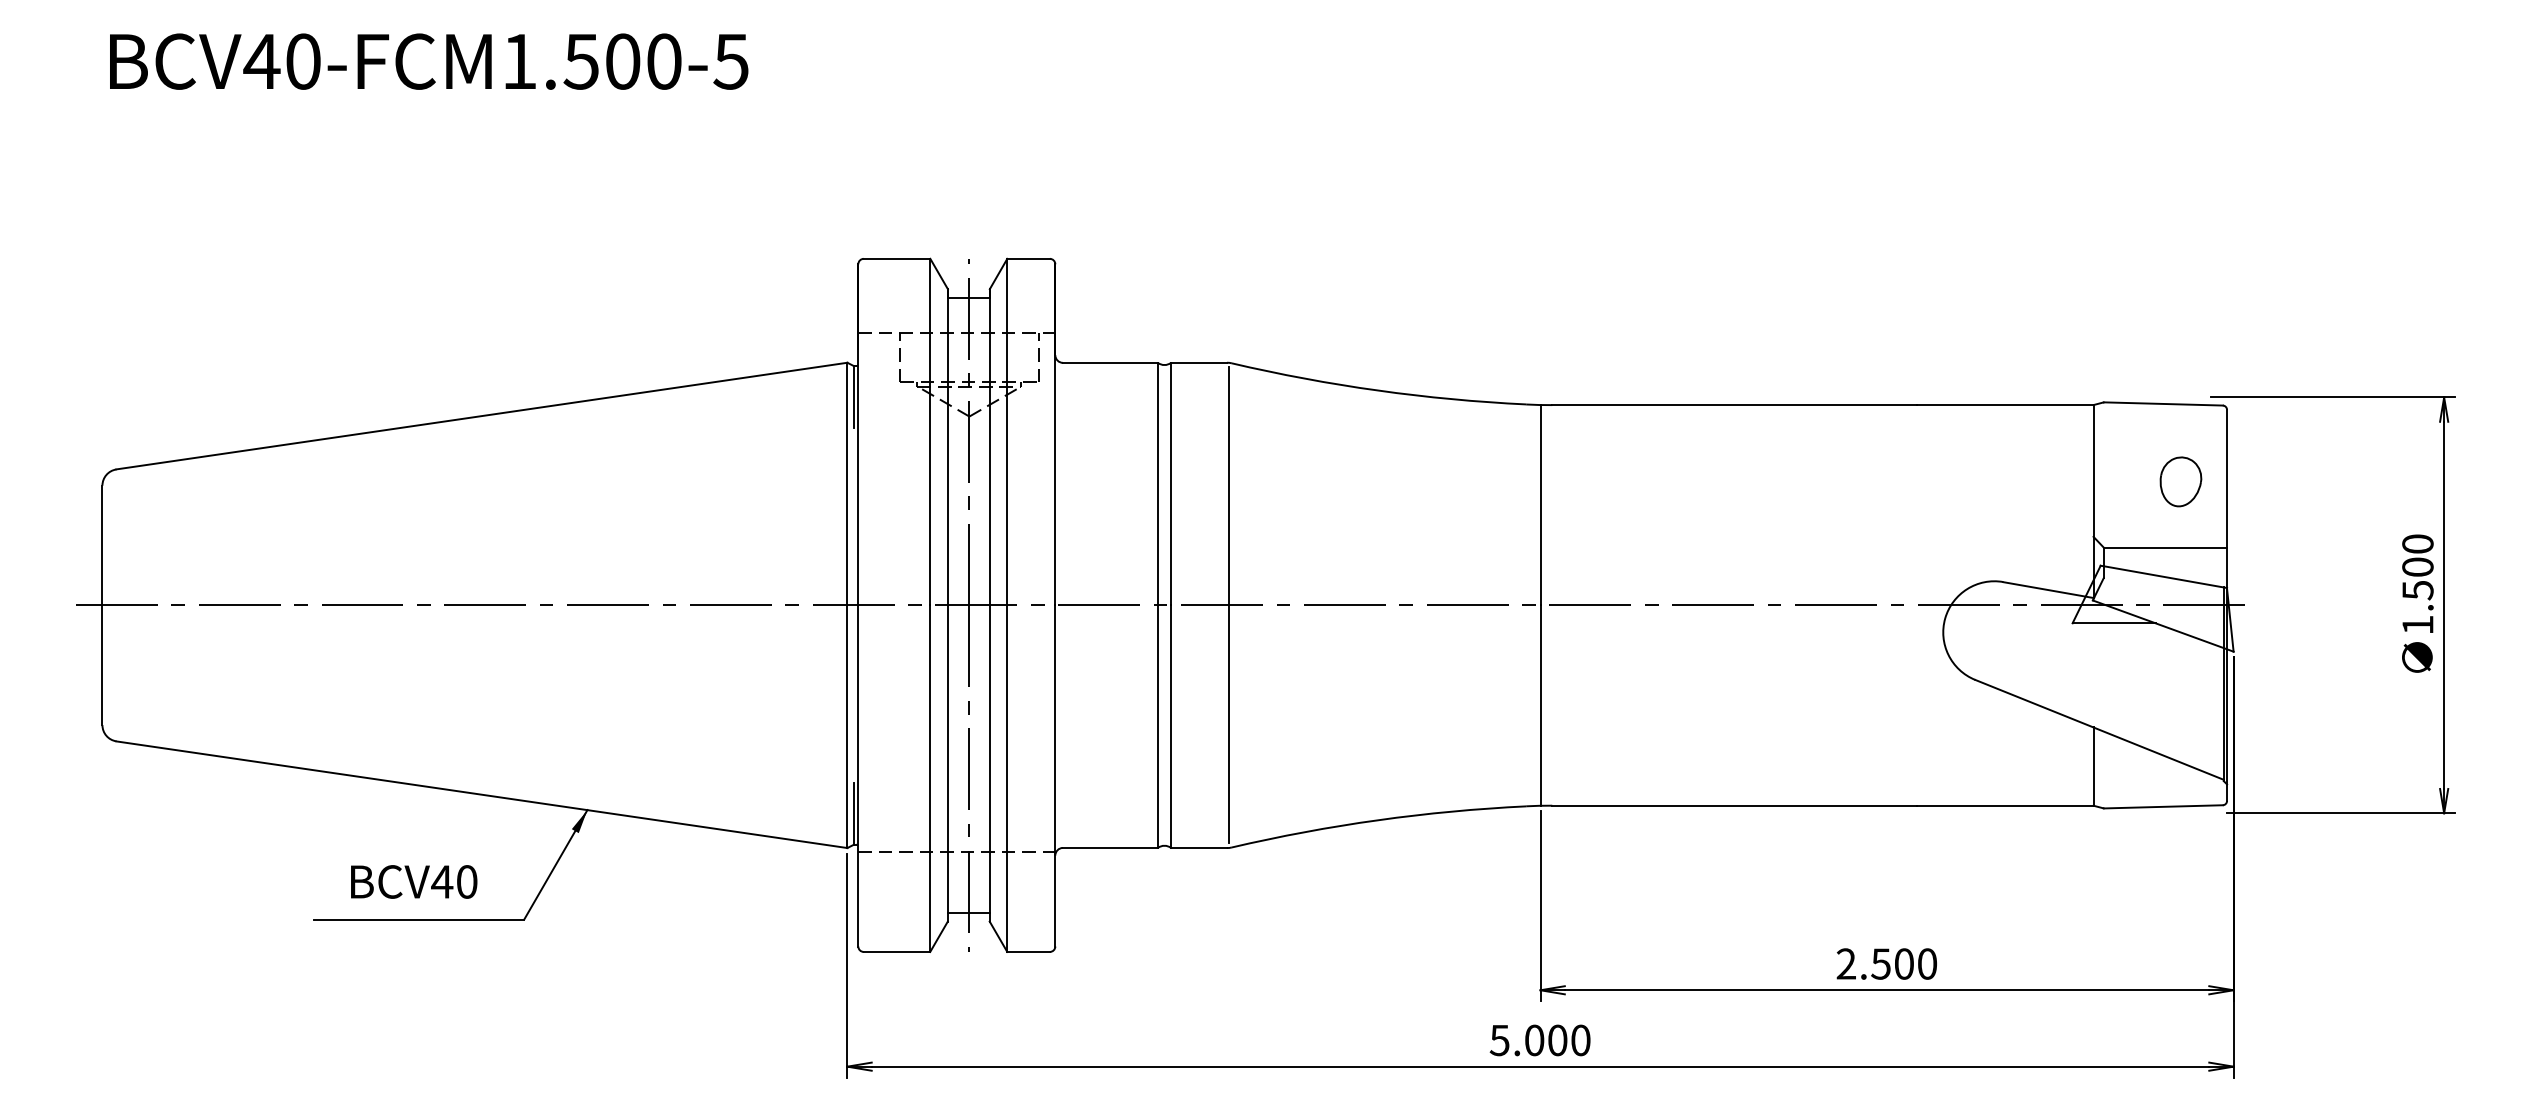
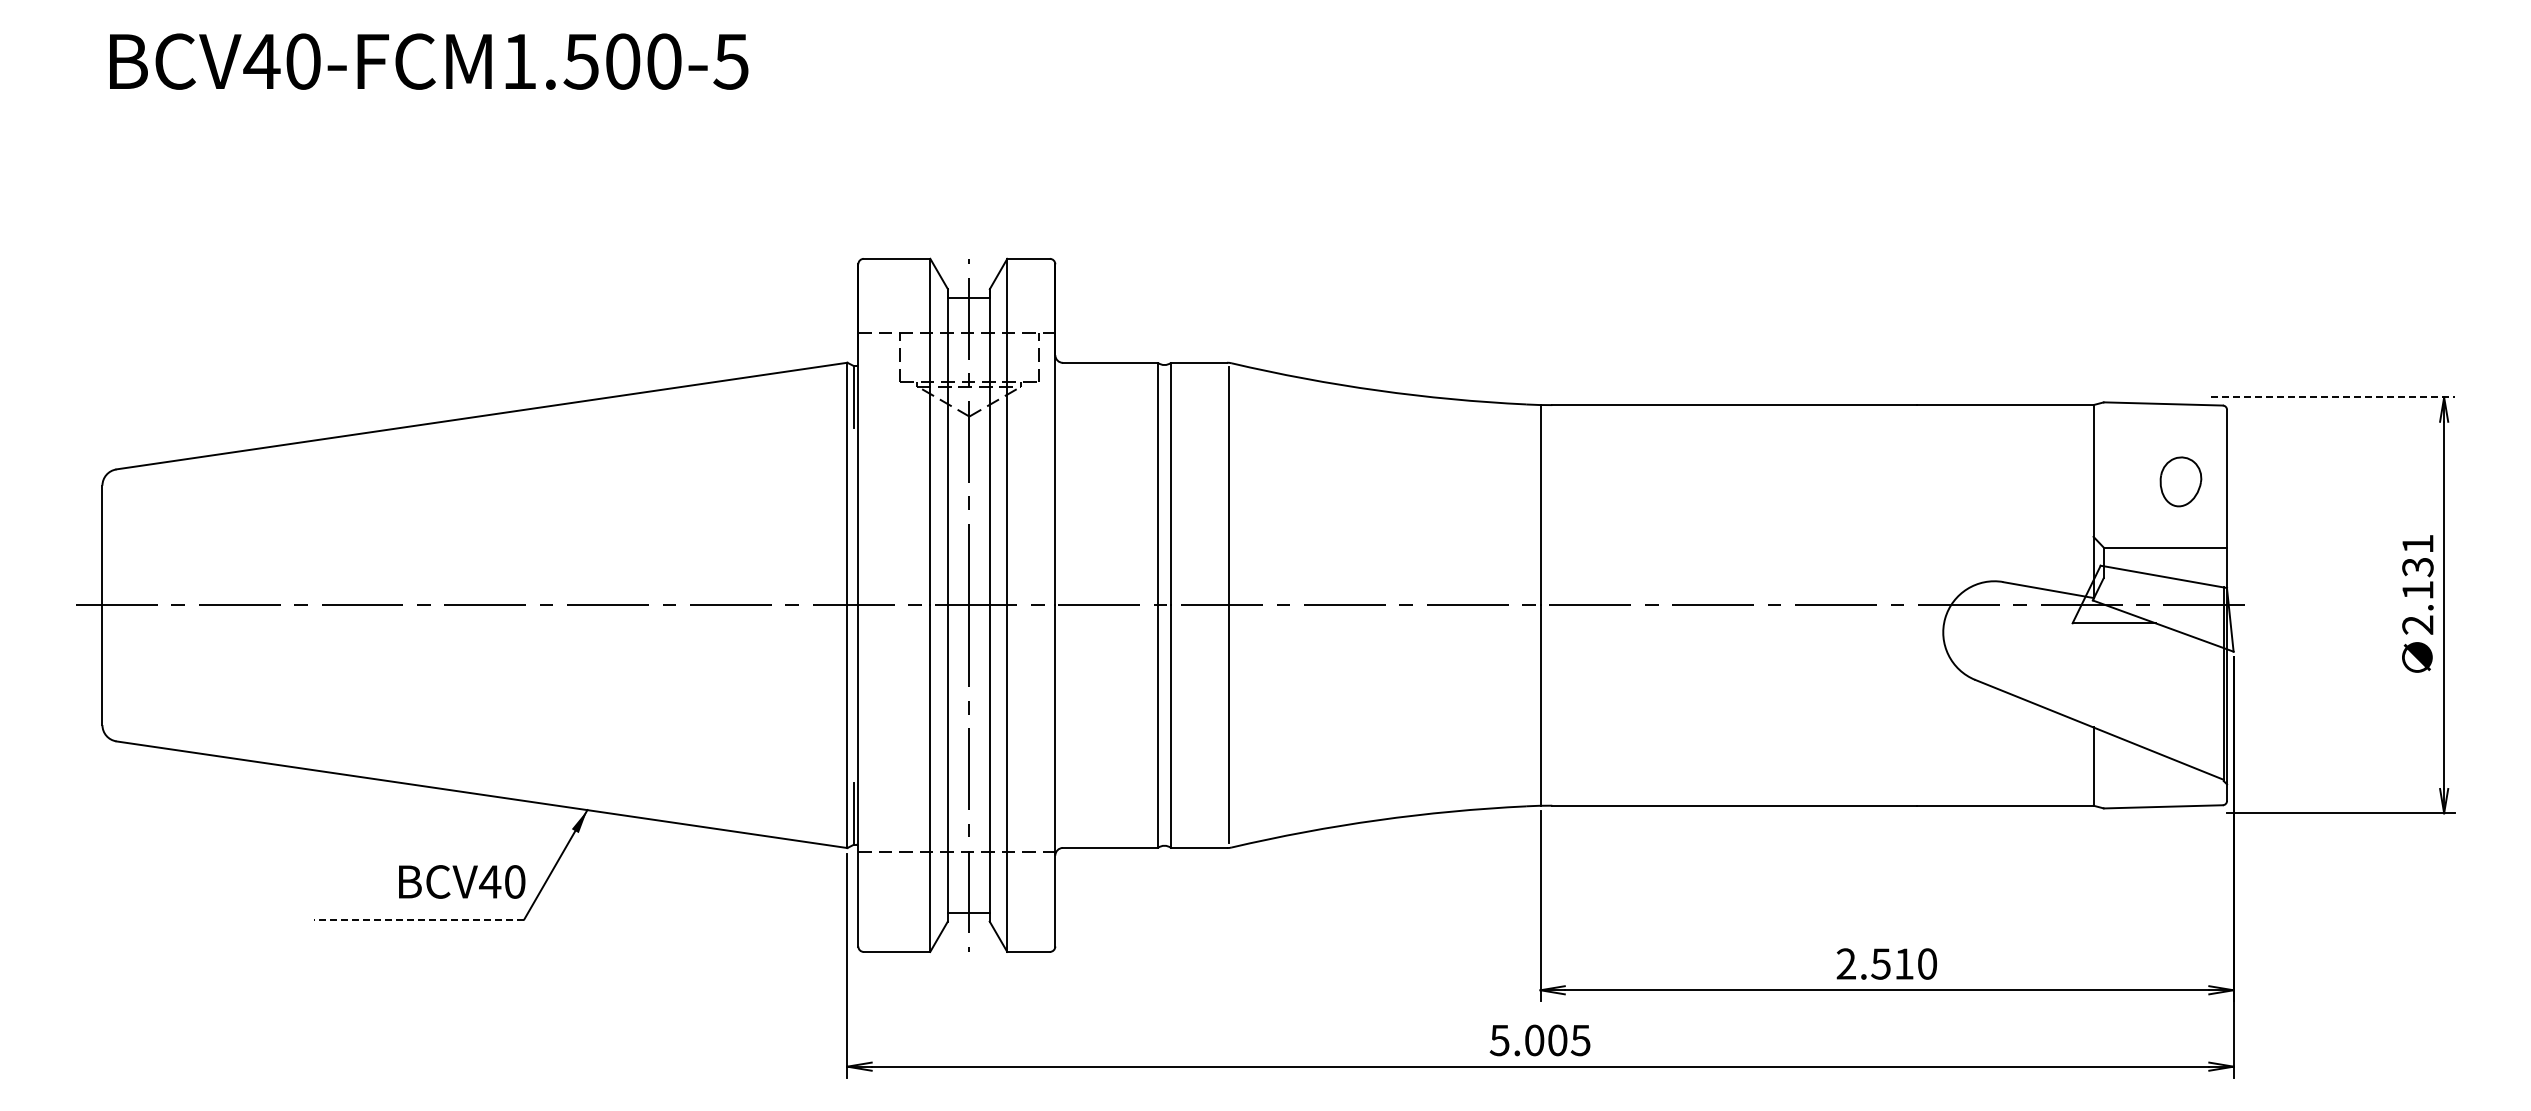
line: solid -> dashed (2333, 397)
text: 1.500 -> 2.131 (2417, 584)
text position: (414, 881) -> (462, 881) (462, 881)
line: solid -> dashed (418, 919)
text: 2.500 -> 2.510 (1904, 963)
text: 5.000 -> 5.005 (1580, 1040)
